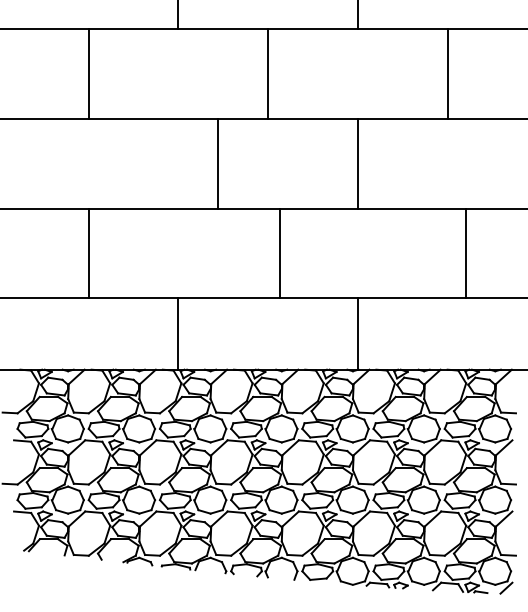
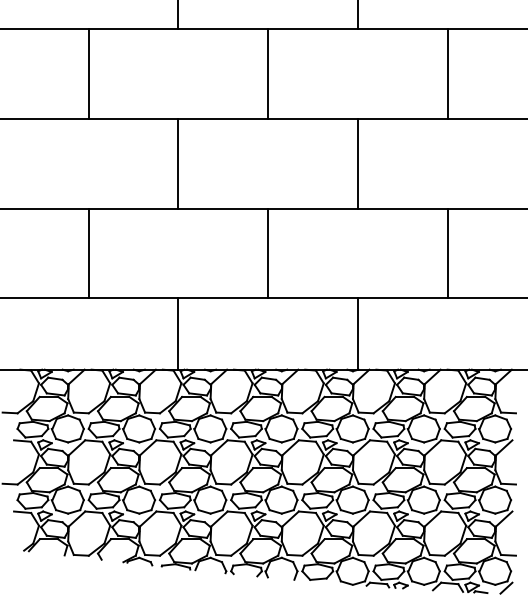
line position: (218, 163) -> (178, 163) (178, 163)
line position: (280, 253) -> (268, 253) (268, 253)
line position: (465, 253) -> (447, 253) (447, 253)
